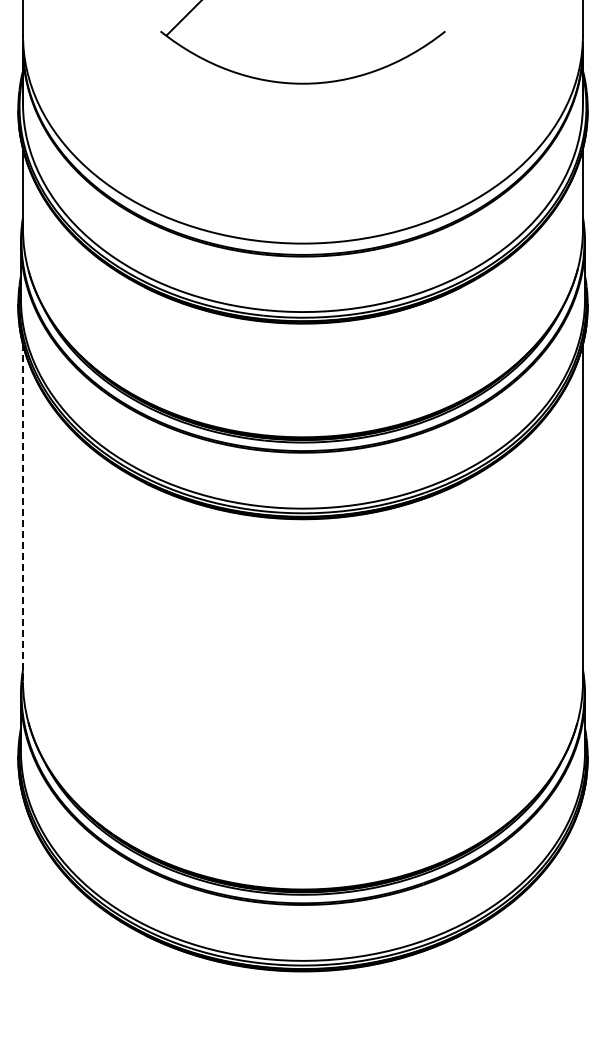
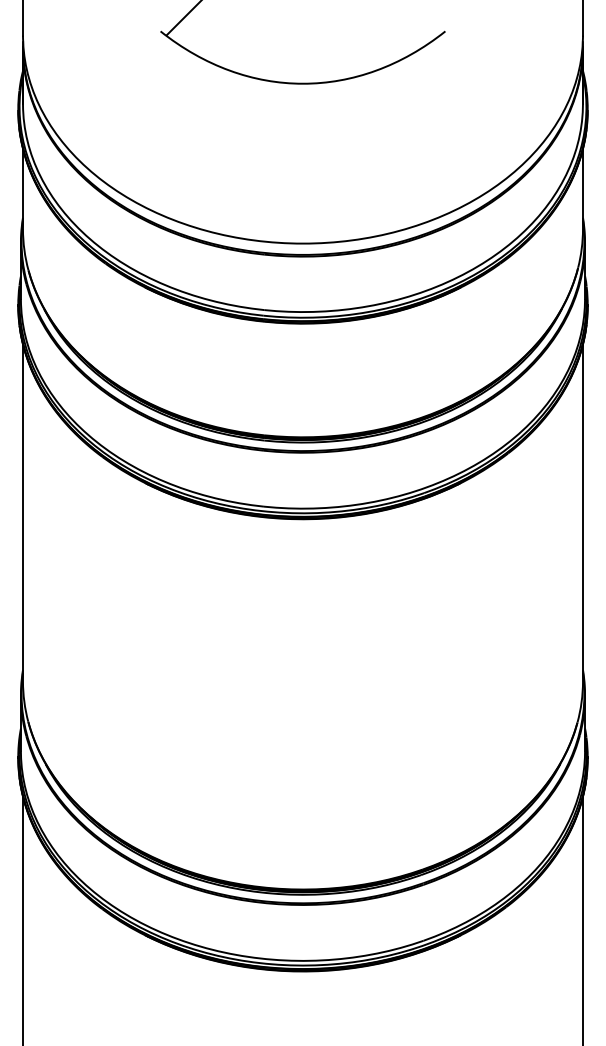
line: dashed -> solid (23, 512)
line: none -> present (23, 919)
line: none -> present (582, 919)
